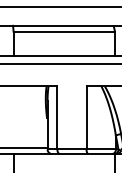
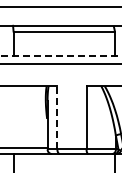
line: solid -> dashed (61, 55)
line: solid -> dashed (57, 117)
